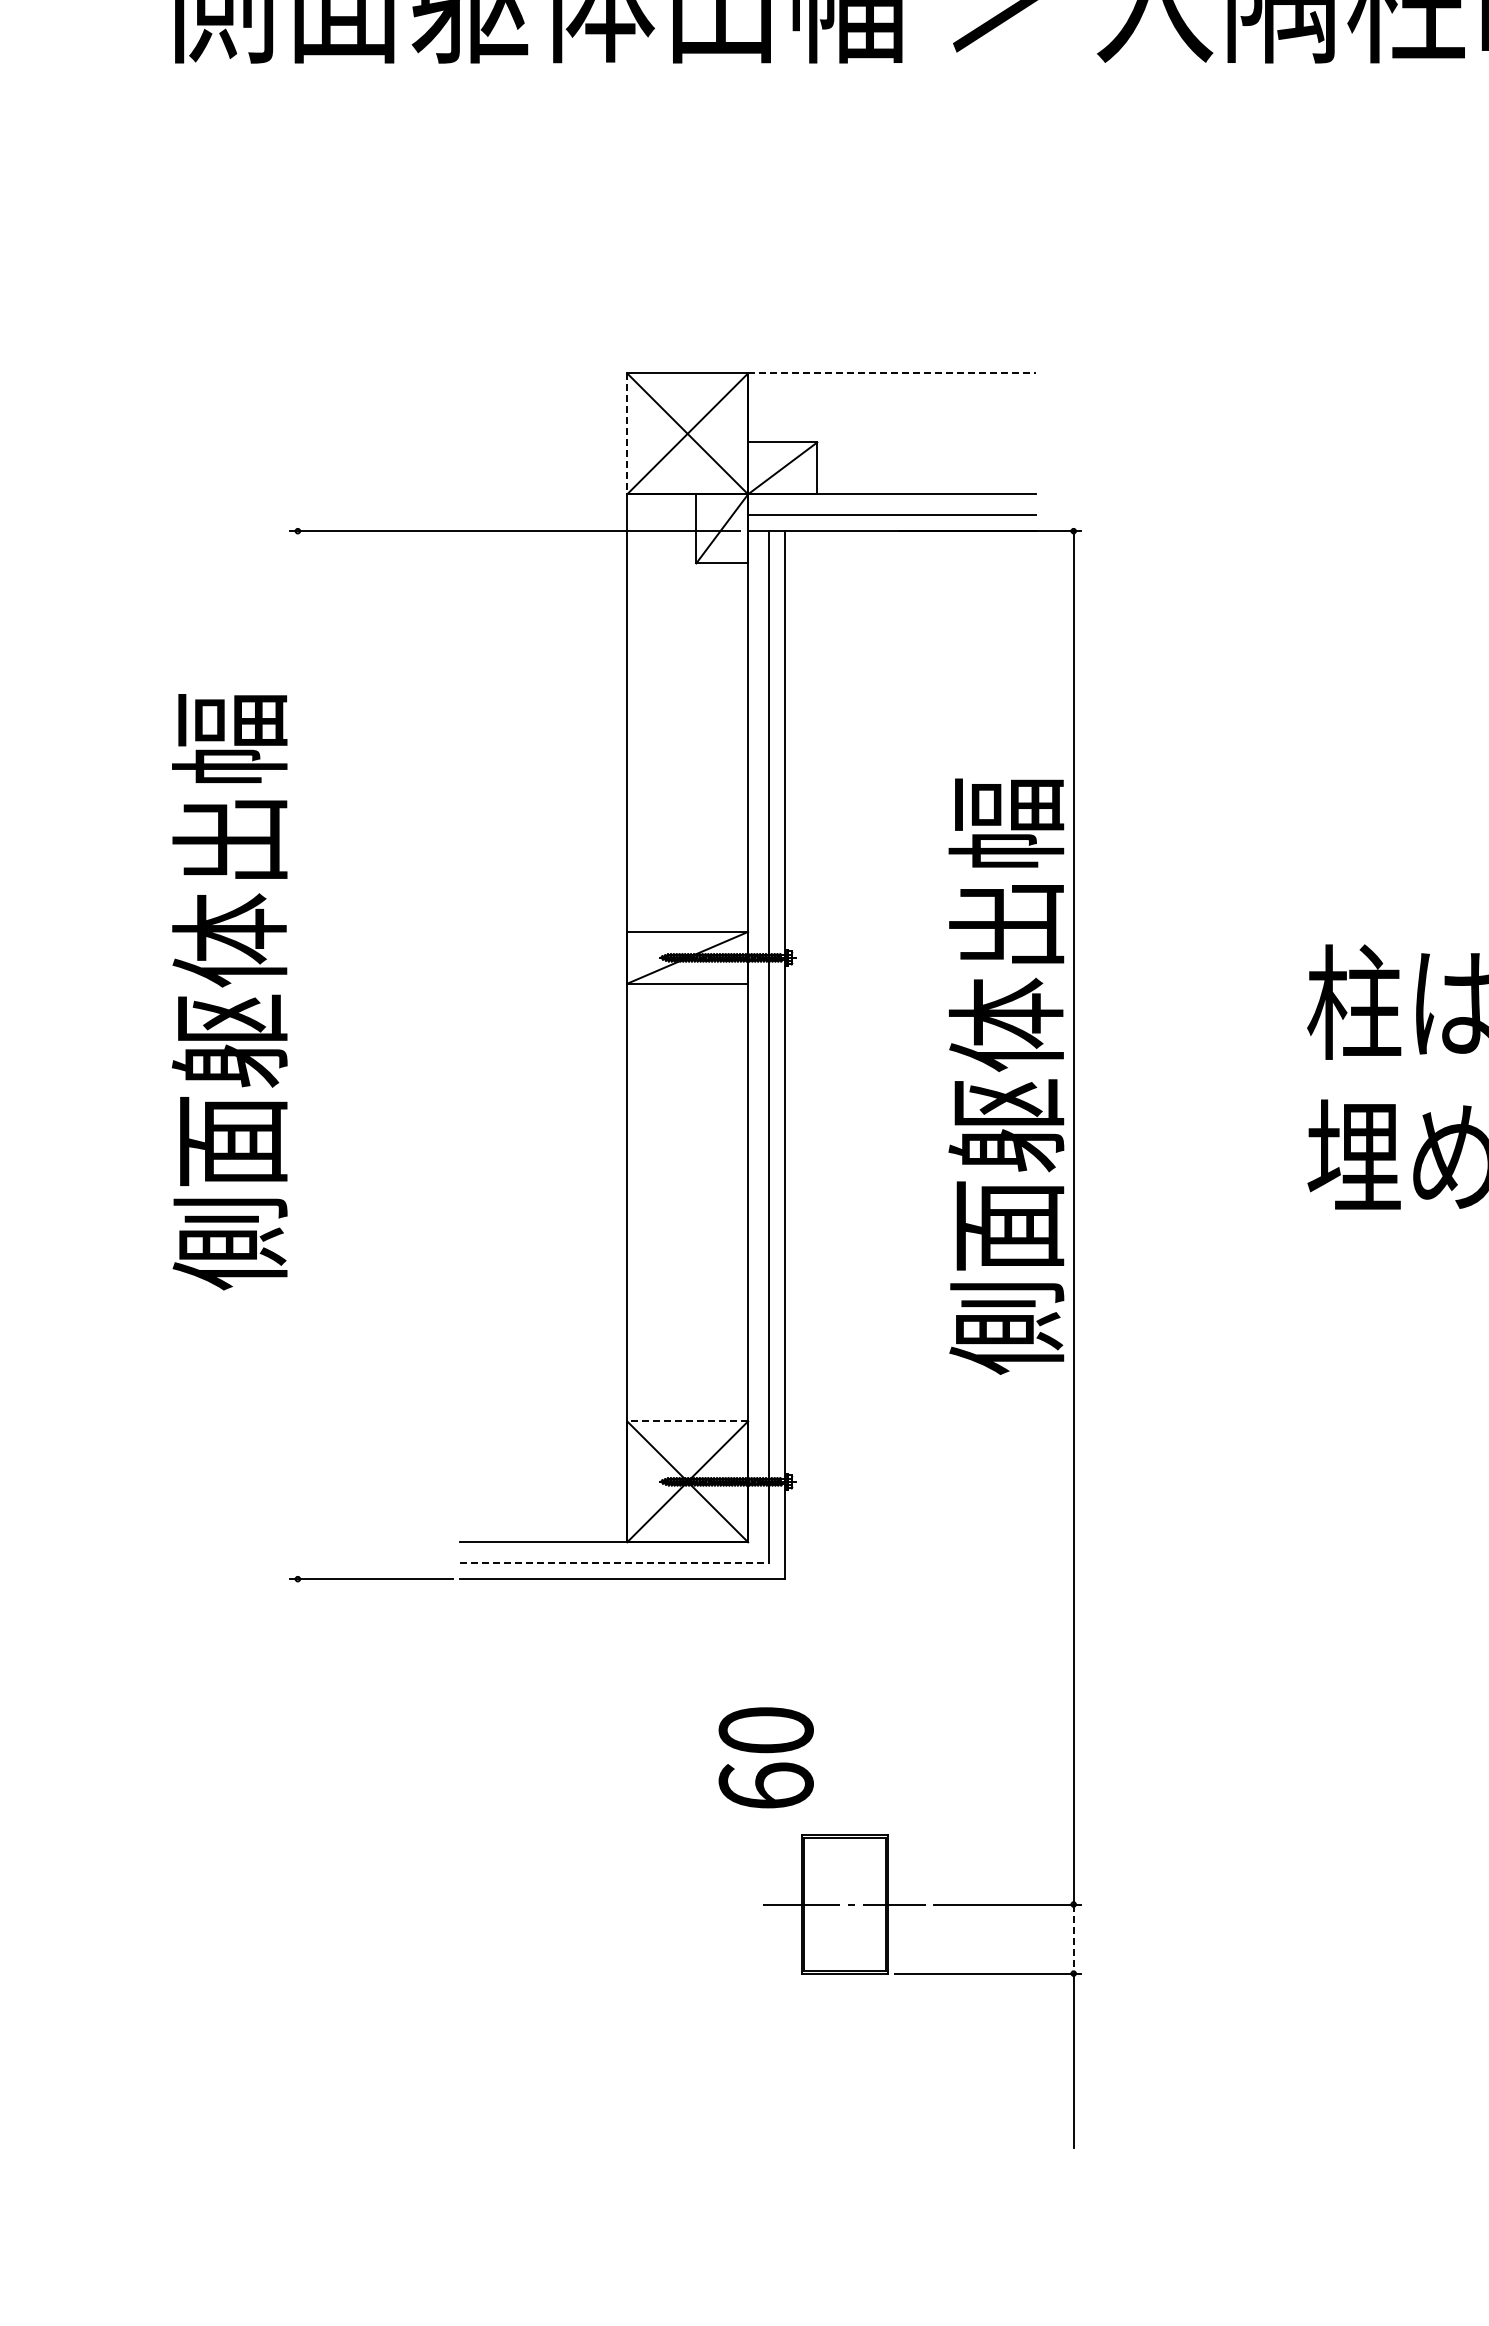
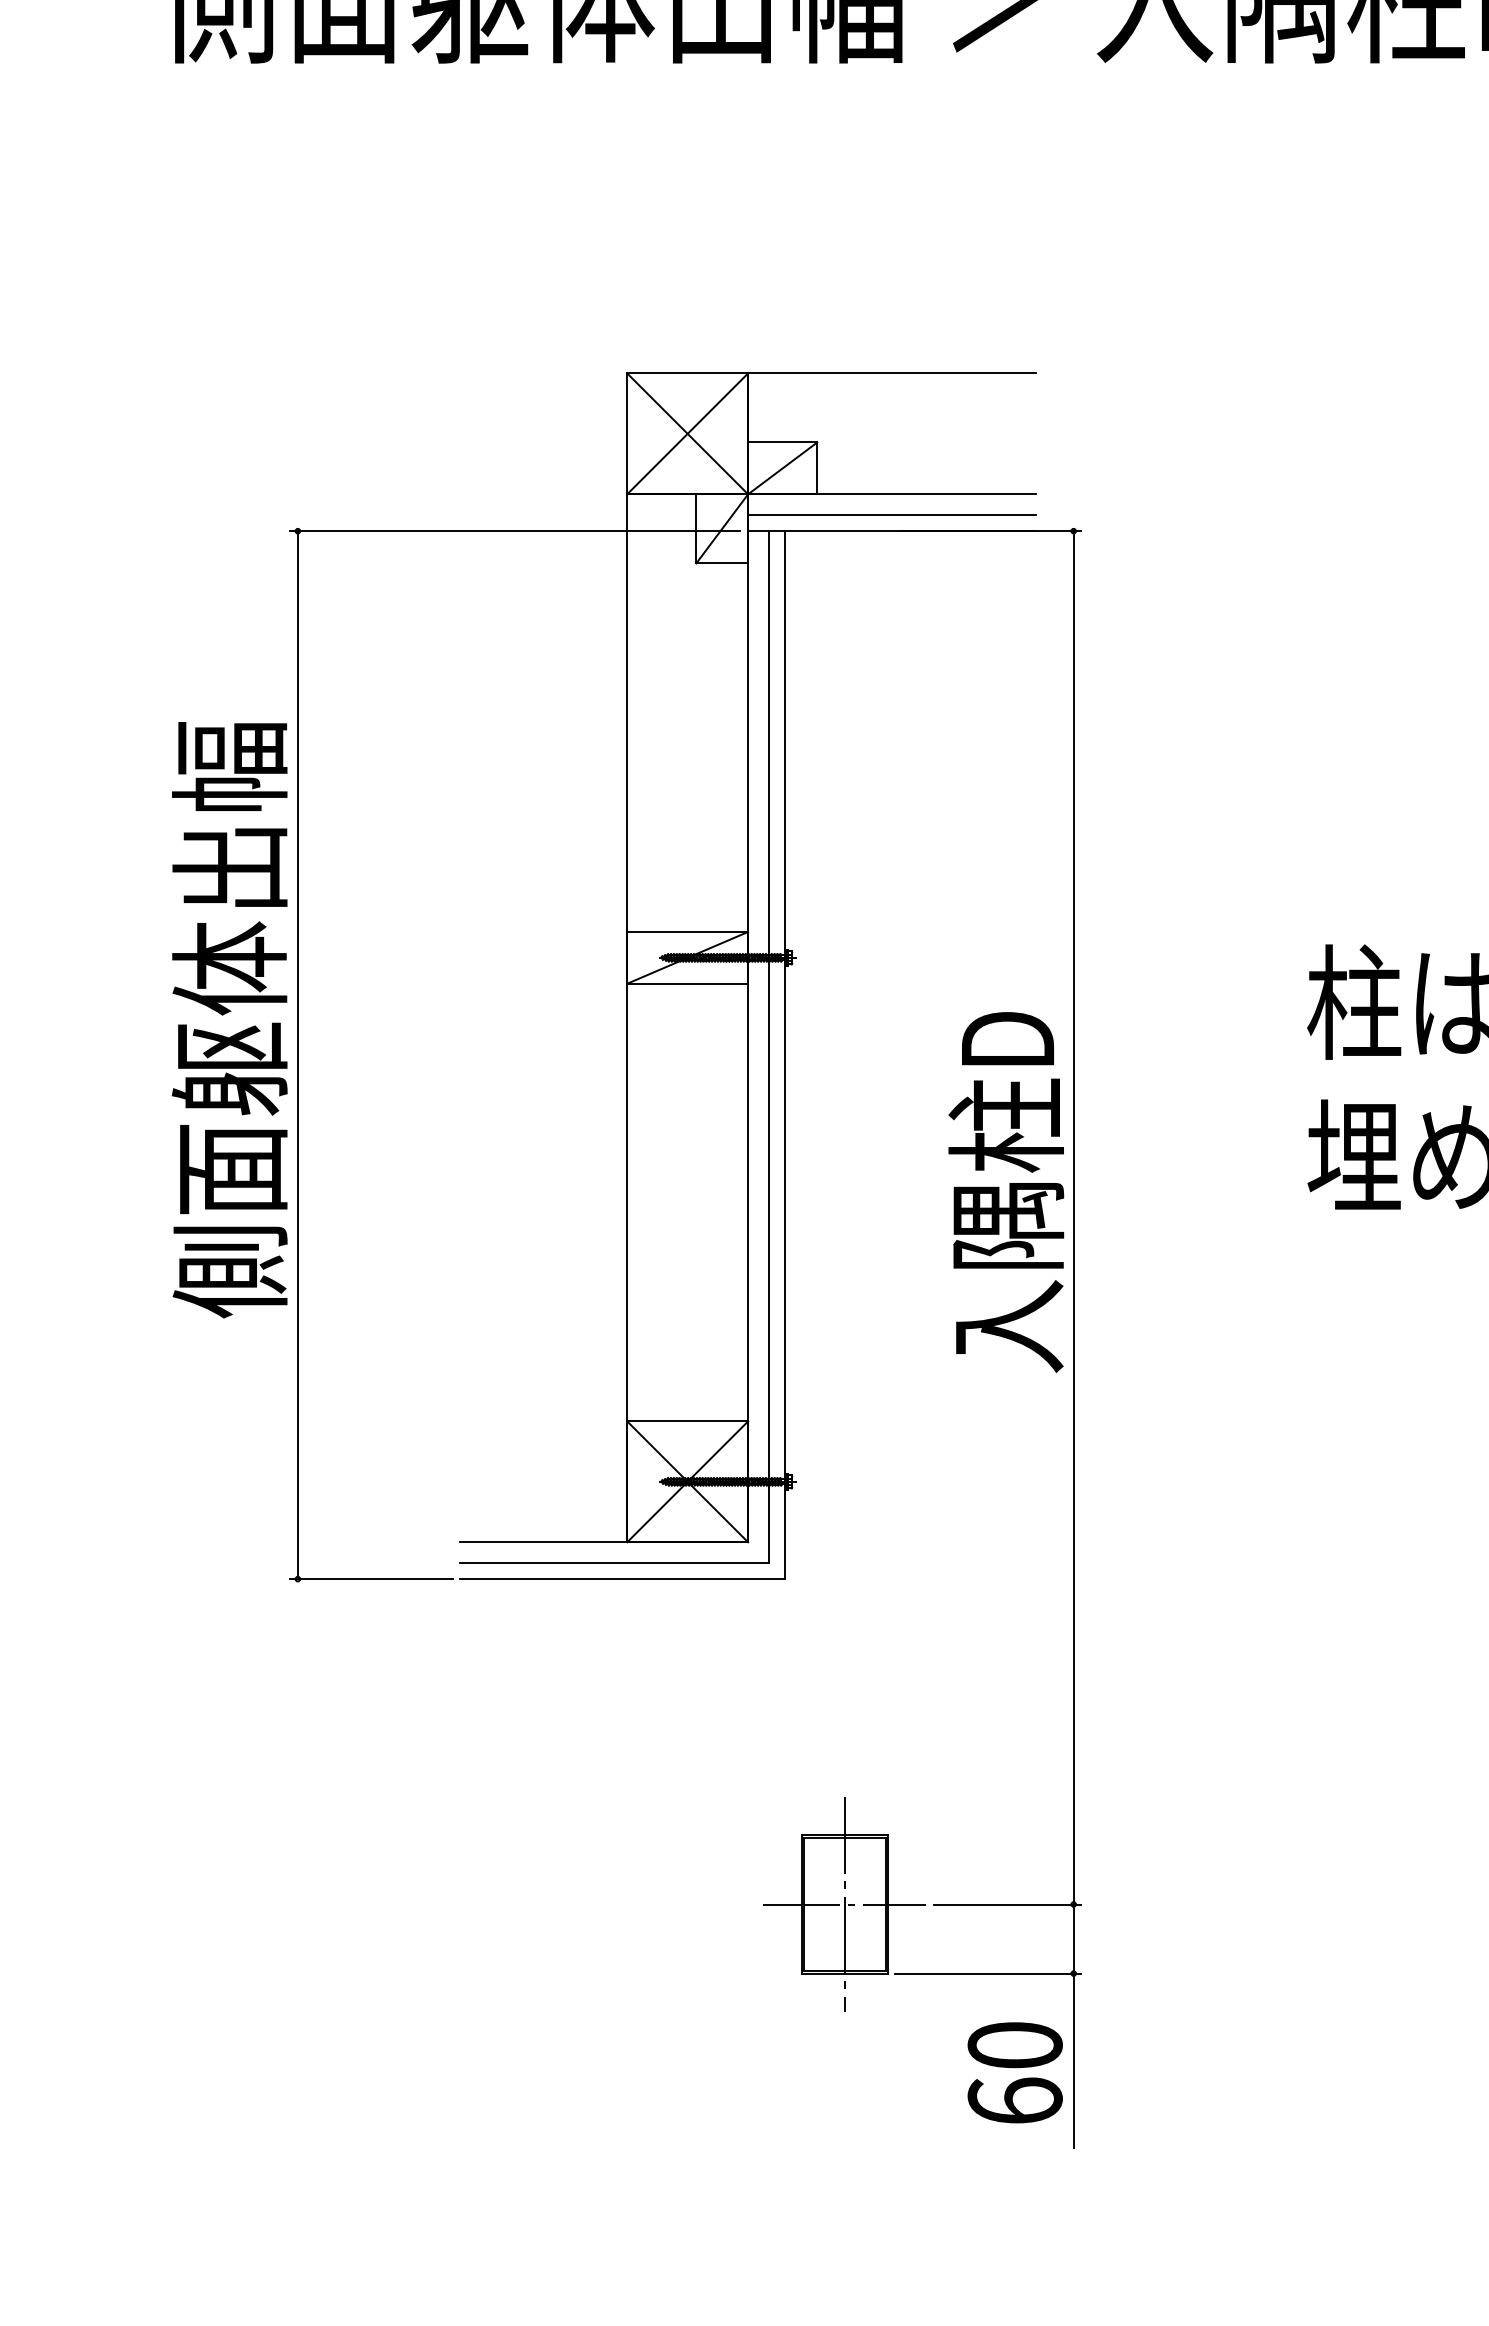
line: dashed -> solid (892, 373)
line: dashed -> solid (627, 434)
text position: (229, 992) -> (229, 1020) (229, 1020)
line: none -> present (297, 1055)
text: 側面躯体出幅 -> 入隅柱D (1006, 1076)
line: dashed -> solid (687, 1421)
line: dashed -> solid (615, 1563)
text position: (765, 1757) -> (1014, 2072) (1014, 2072)
line: none -> present (844, 1904)
line: dashed -> solid (1073, 1939)
